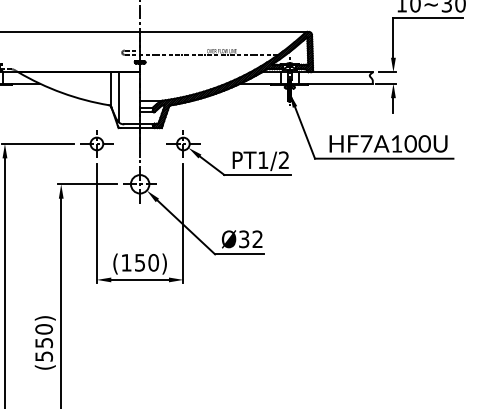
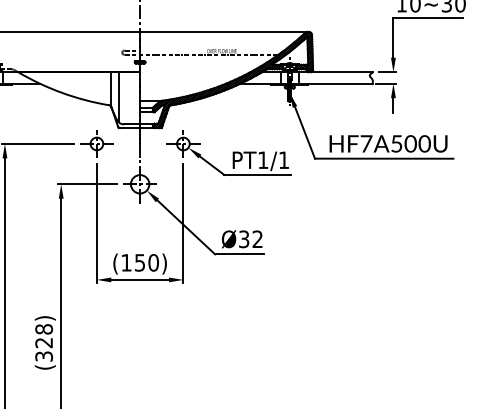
text: HF7A100U -> HF7A500U (396, 143)
text: PT1/2 -> PT1/1 (283, 159)
text: (550) -> (328) (44, 342)
